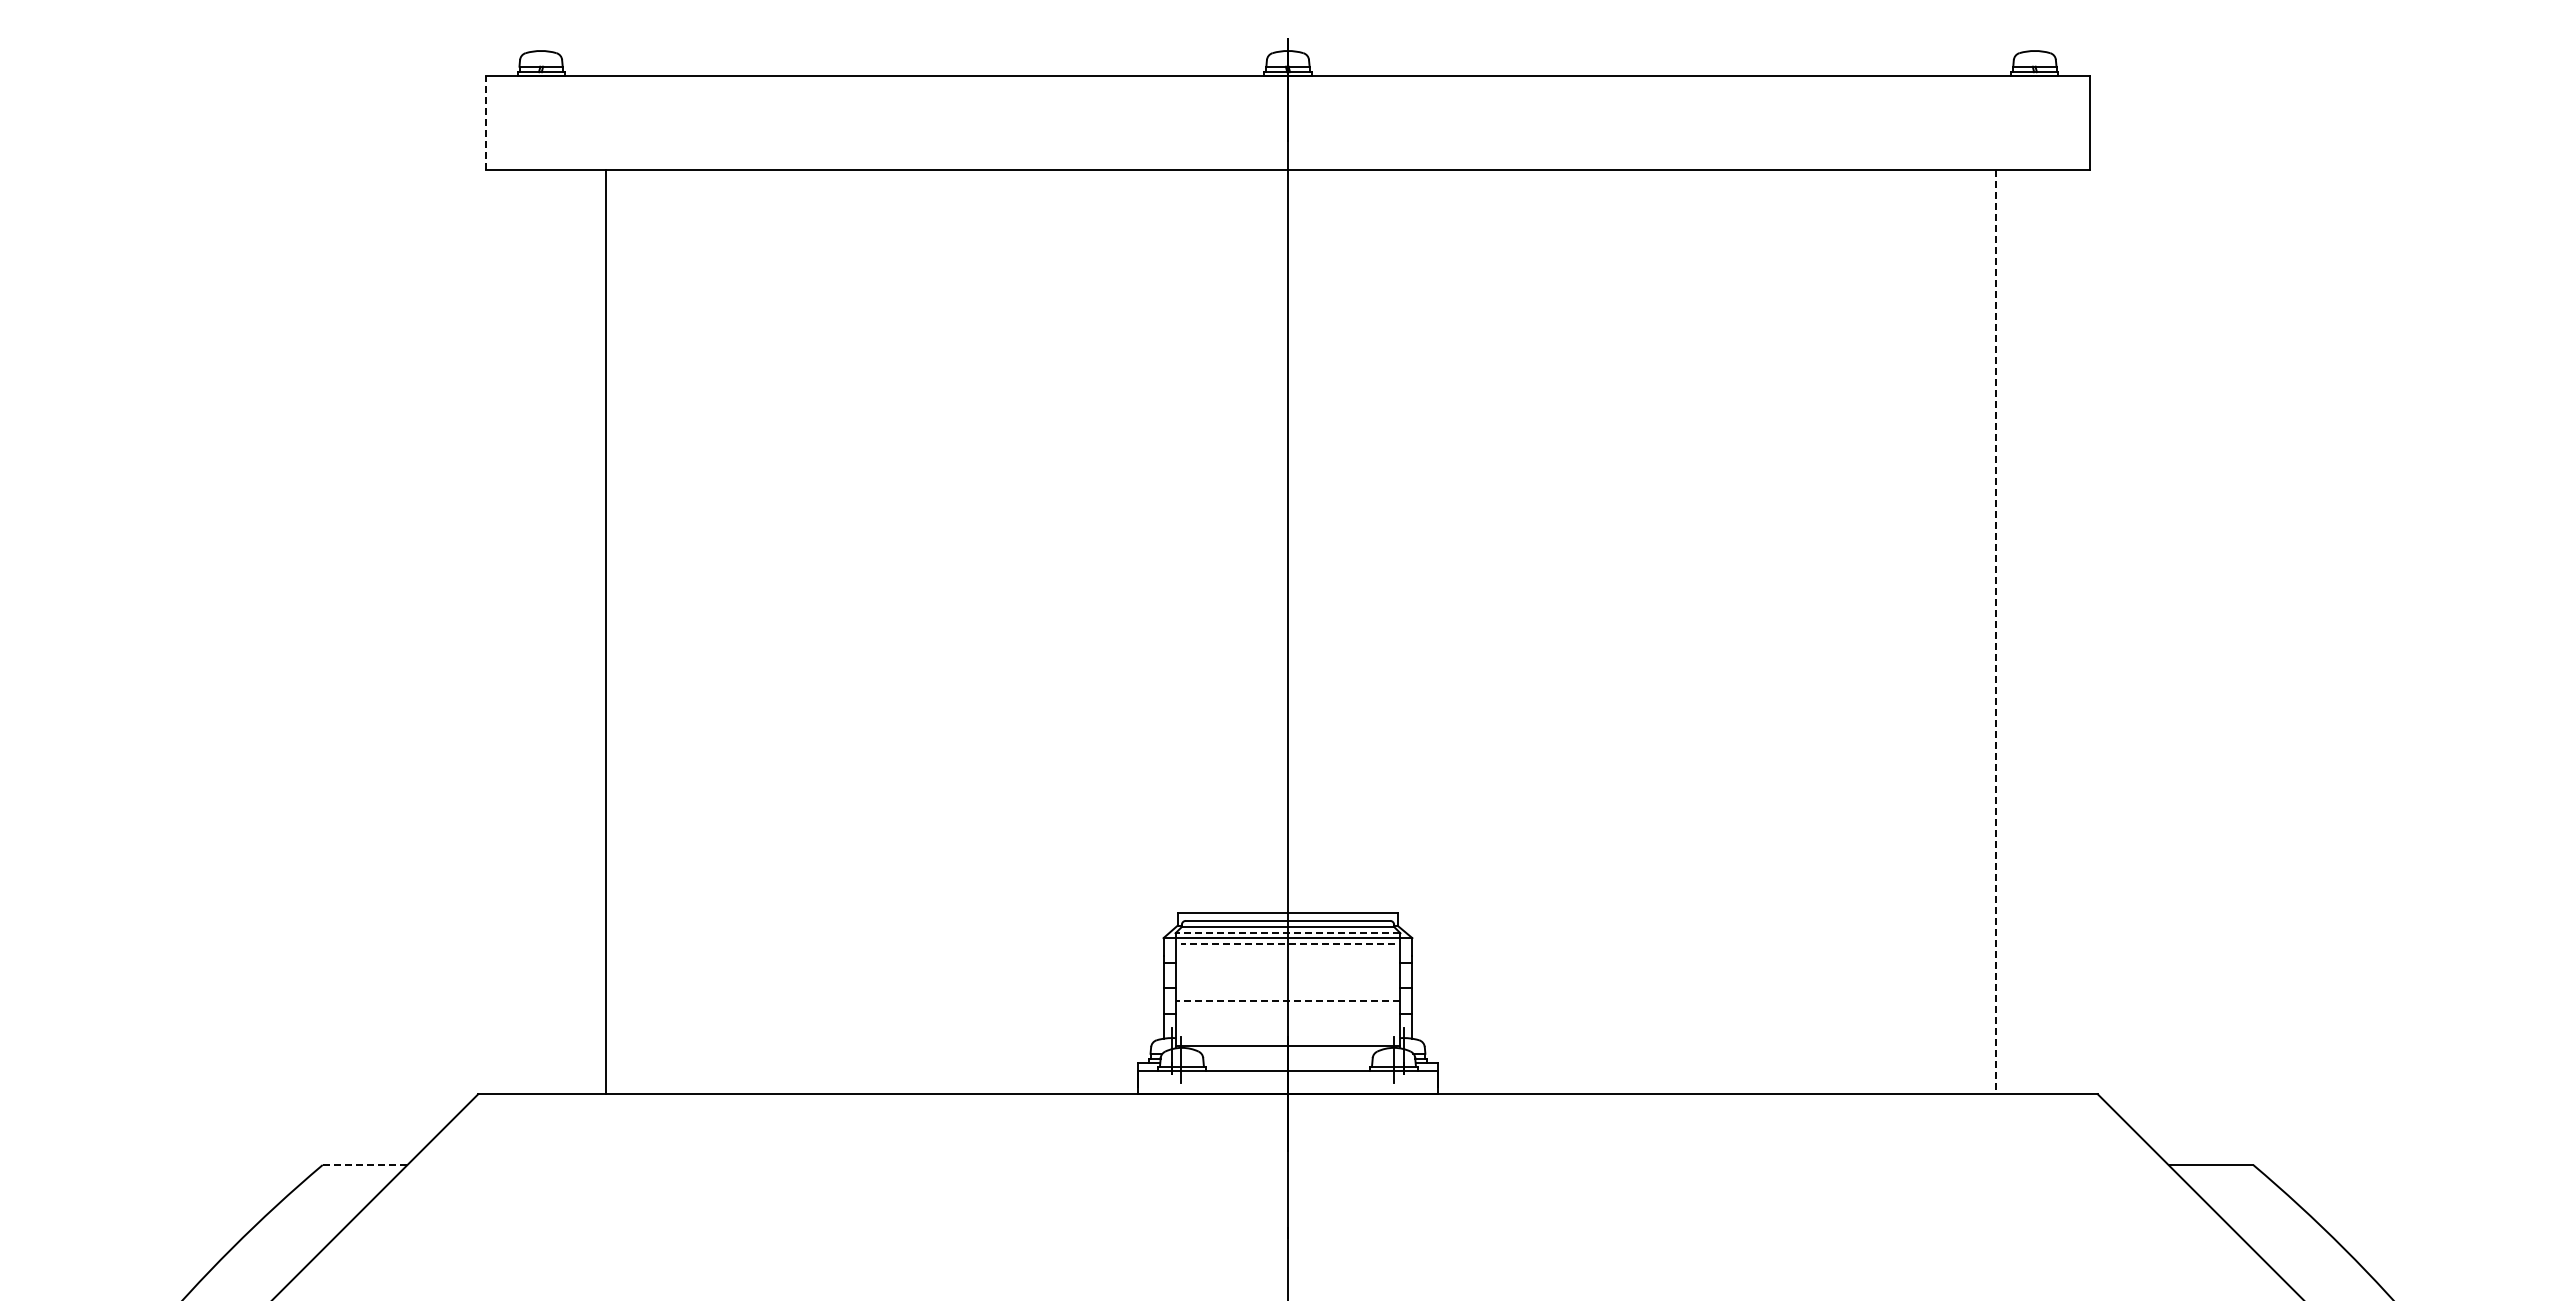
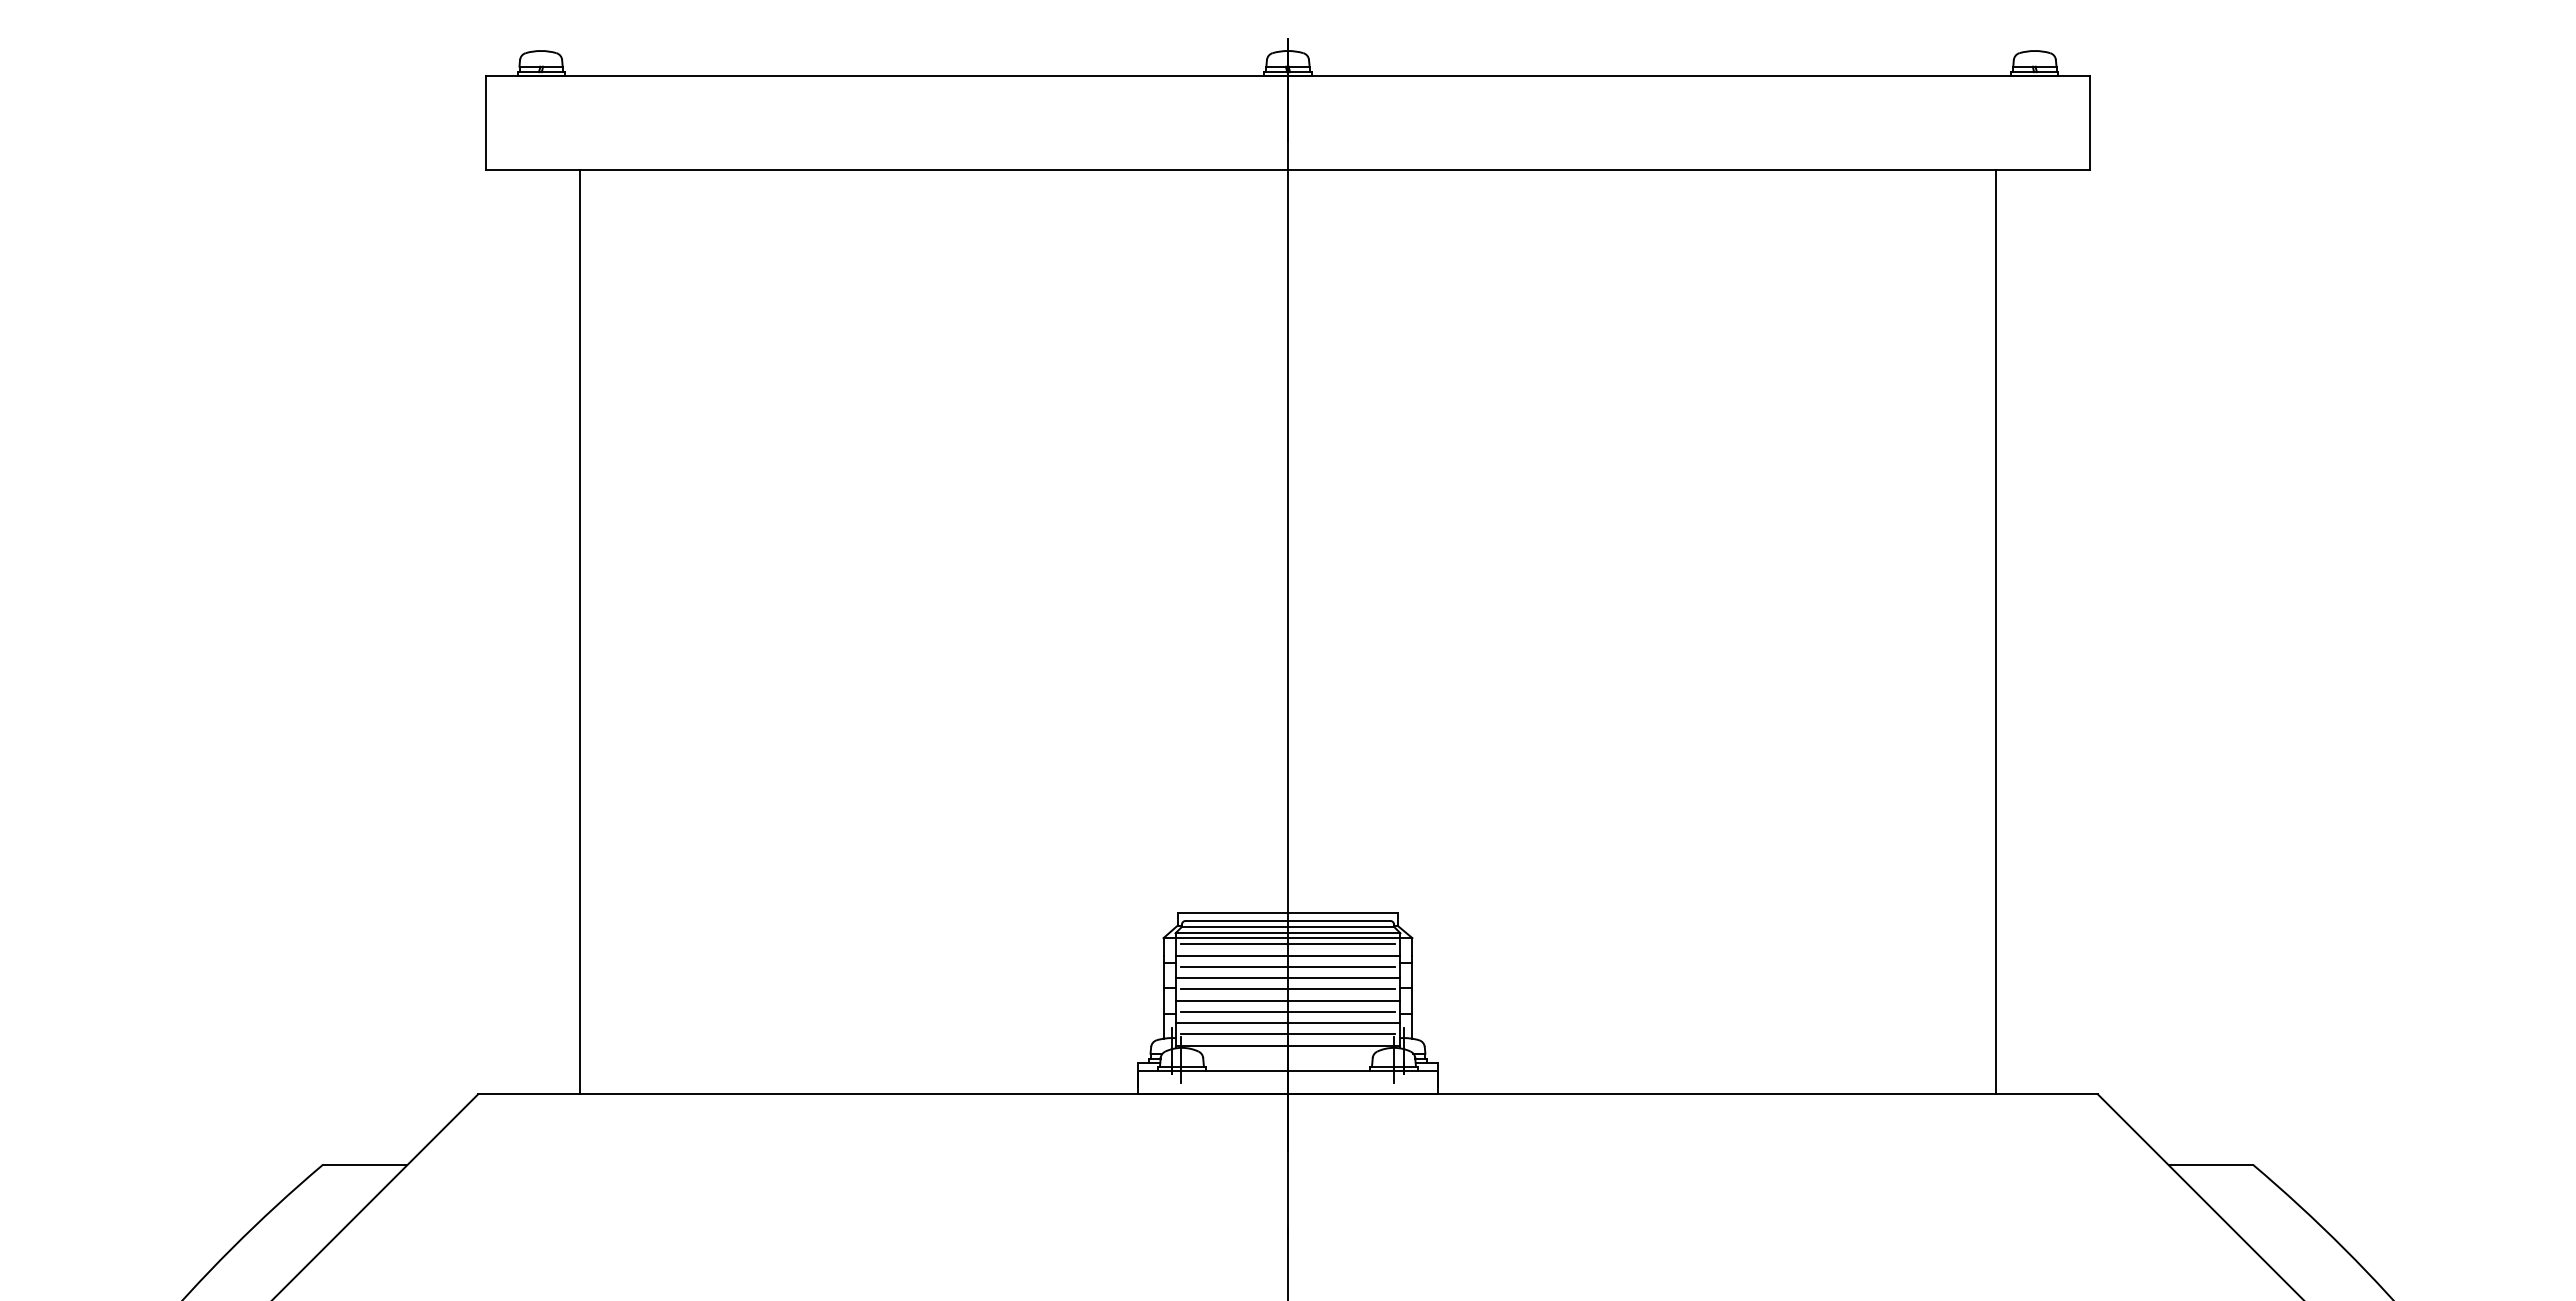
line: dashed -> solid (486, 122)
line position: (606, 632) -> (580, 632) (580, 632)
line: dashed -> solid (1995, 632)
line: dashed -> solid (1287, 933)
line: dashed -> solid (1287, 944)
line: none -> present (1287, 955)
line: none -> present (1287, 966)
line: none -> present (1287, 978)
line: none -> present (1287, 989)
line: dashed -> solid (1287, 1000)
line: none -> present (1287, 1011)
line: none -> present (1287, 1023)
line: none -> present (1287, 1034)
line: dashed -> solid (365, 1165)
